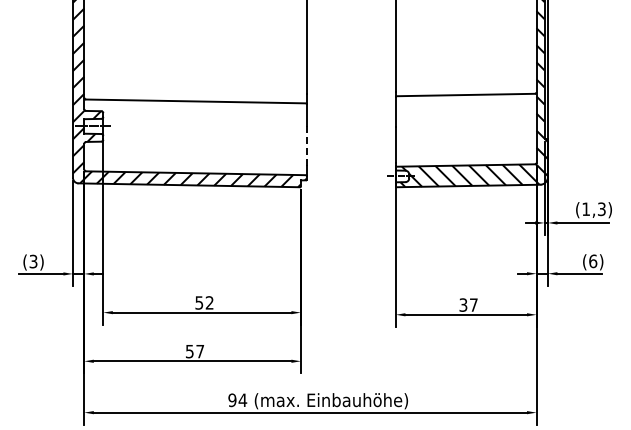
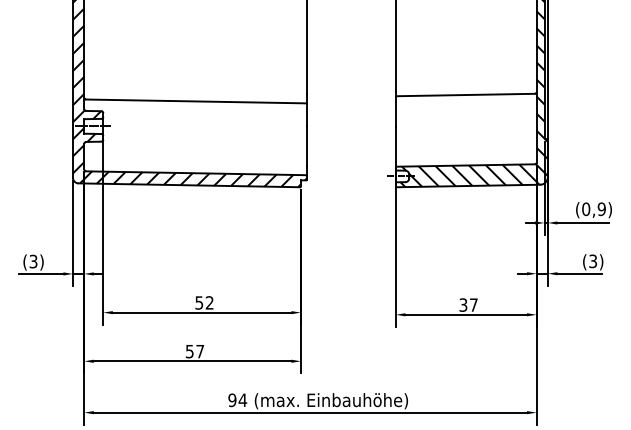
line: dashed -> solid (306, 145)
text: (1,3) -> (0,9) (593, 209)
text: (6) -> (3) (593, 261)
